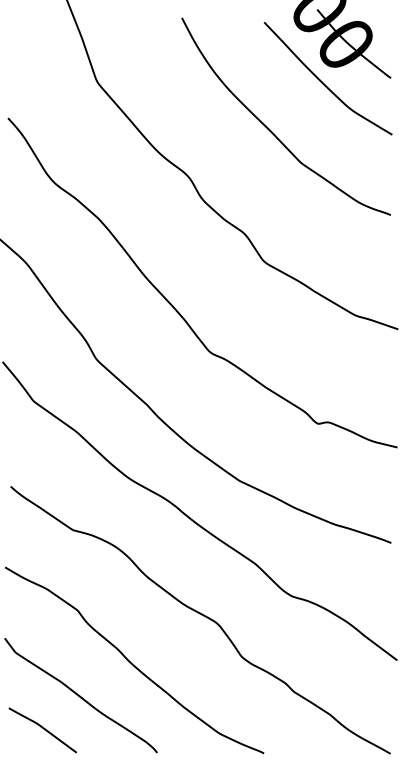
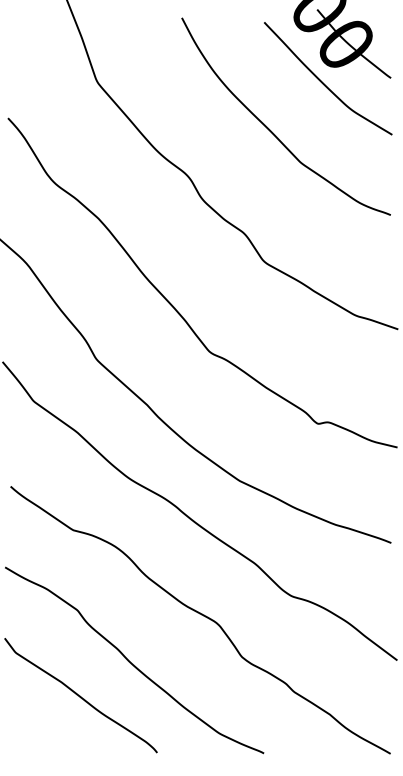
curve: present -> none (43, 729)
